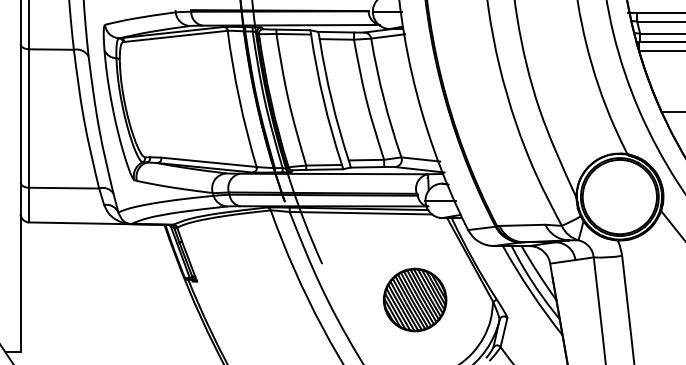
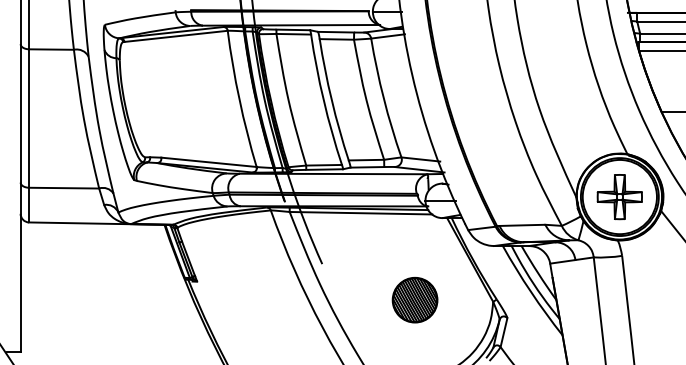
part: none -> present (619, 197)
part size: 65x66 px -> 48x47 px (414, 300)
